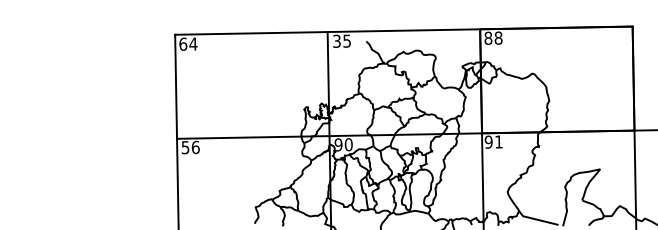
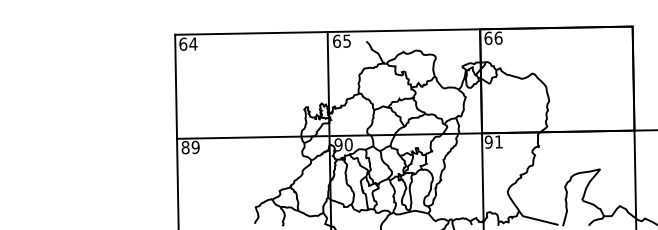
text: 88 -> 66 (493, 37)
text: 35 -> 65 (337, 40)
text: 56 -> 89 (190, 147)
